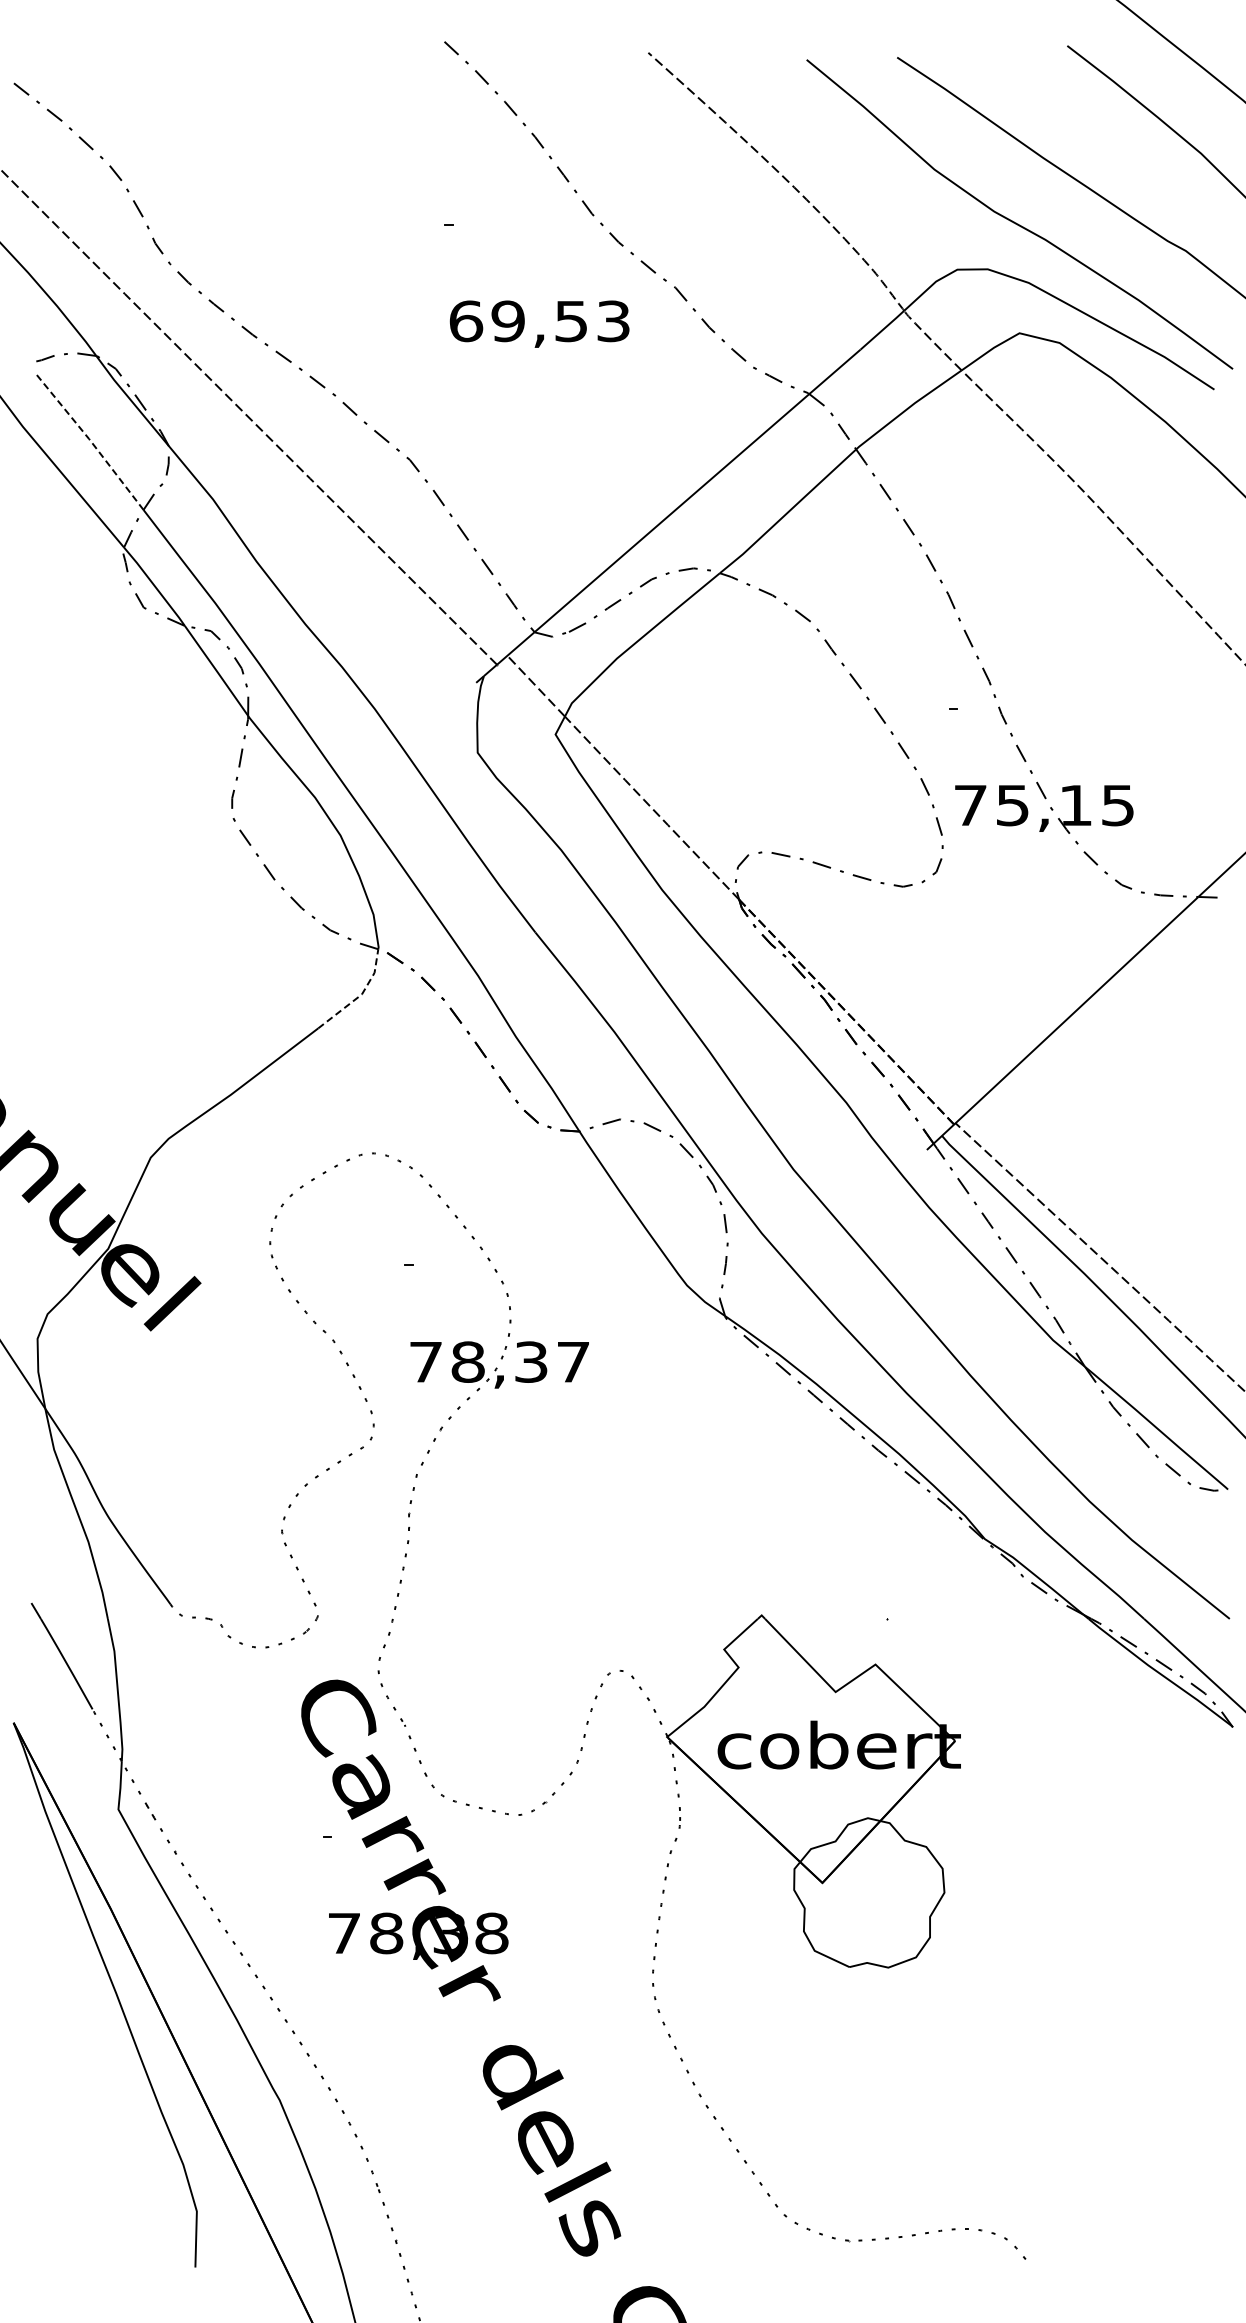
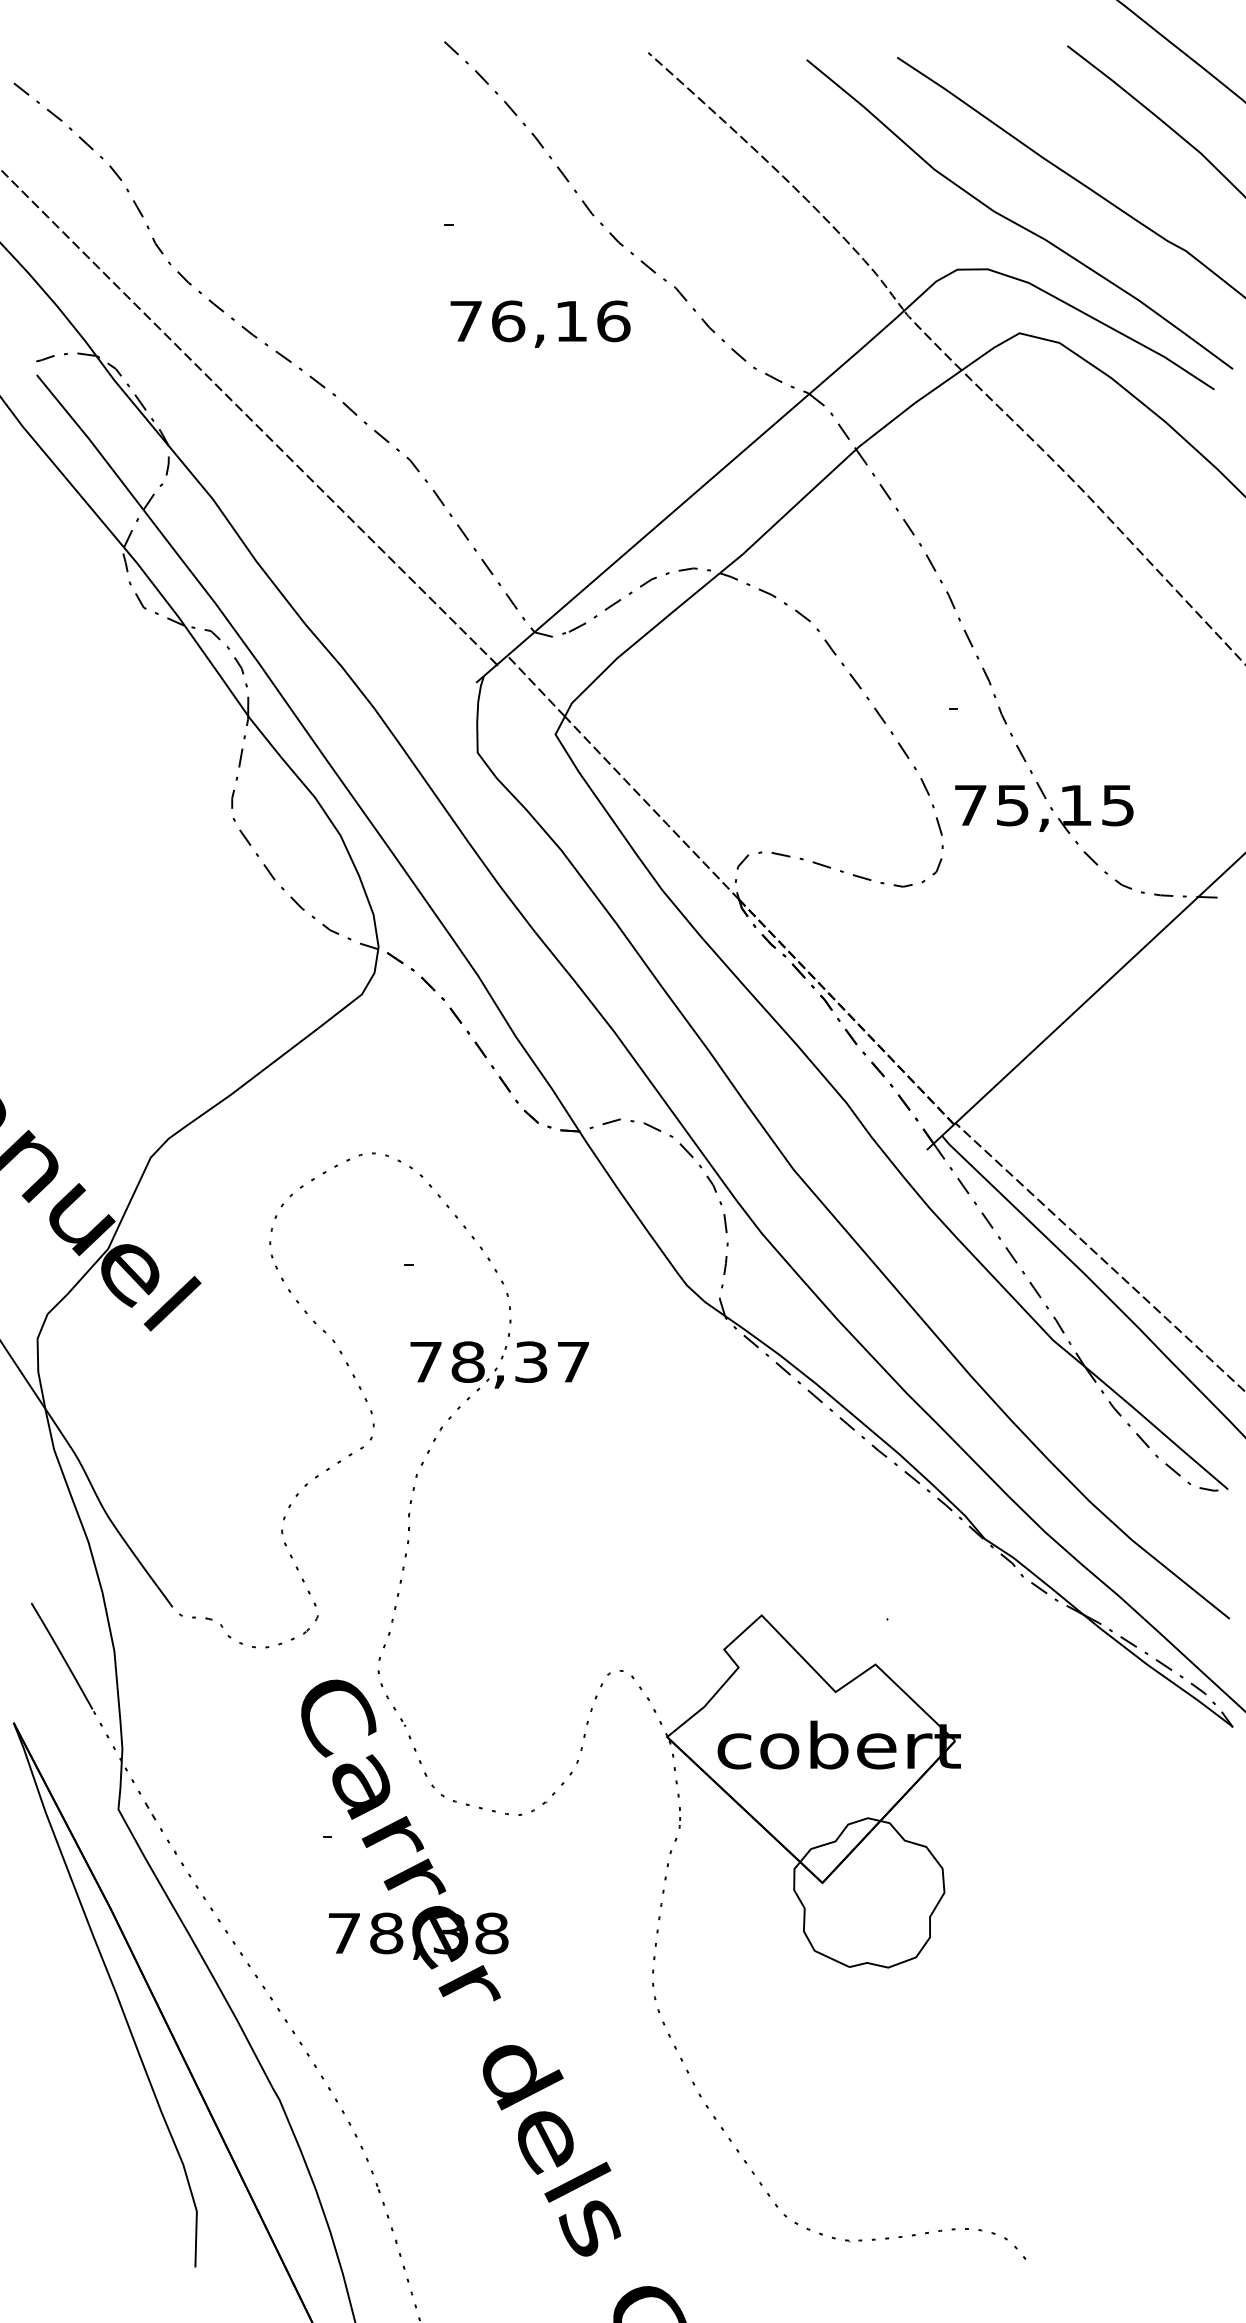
text: 69,53 -> 76,16 (539, 321)
line: dashed -> solid (90, 441)
line: dashed -> solid (360, 995)
